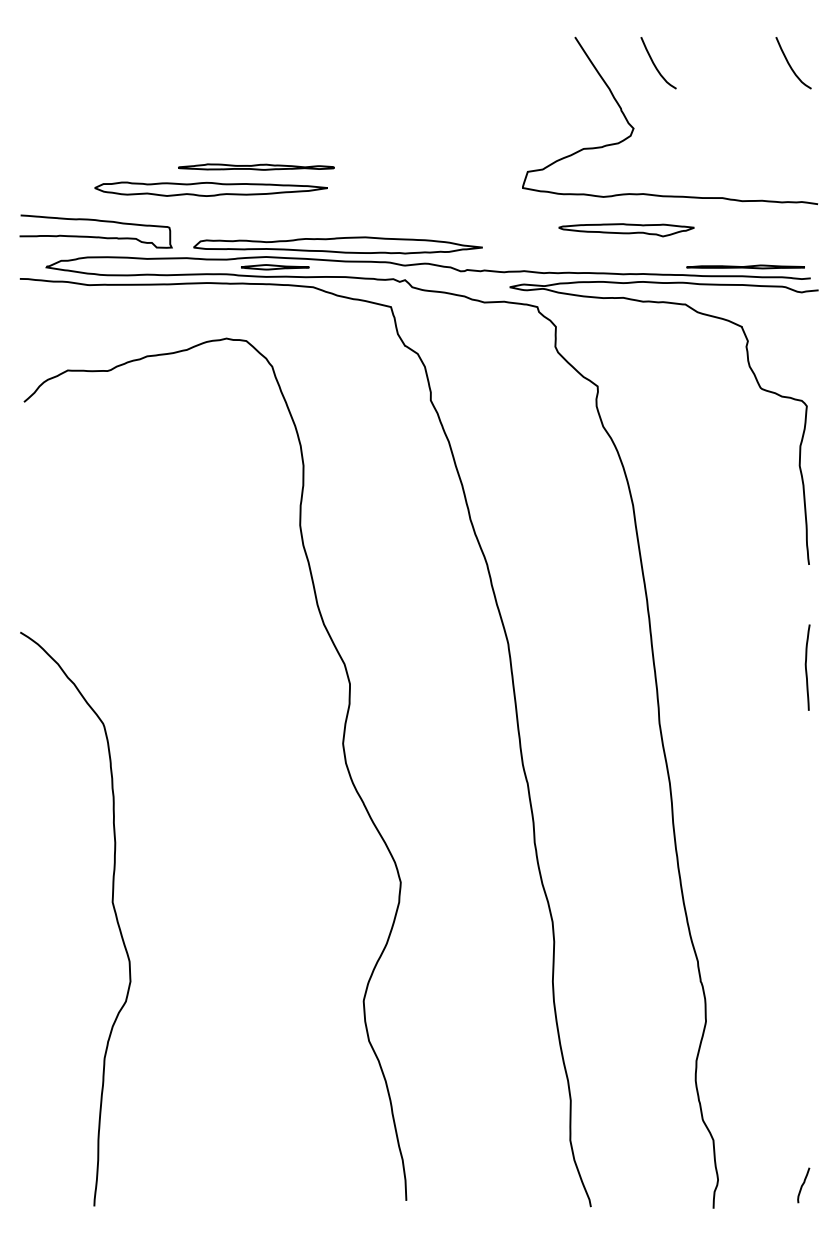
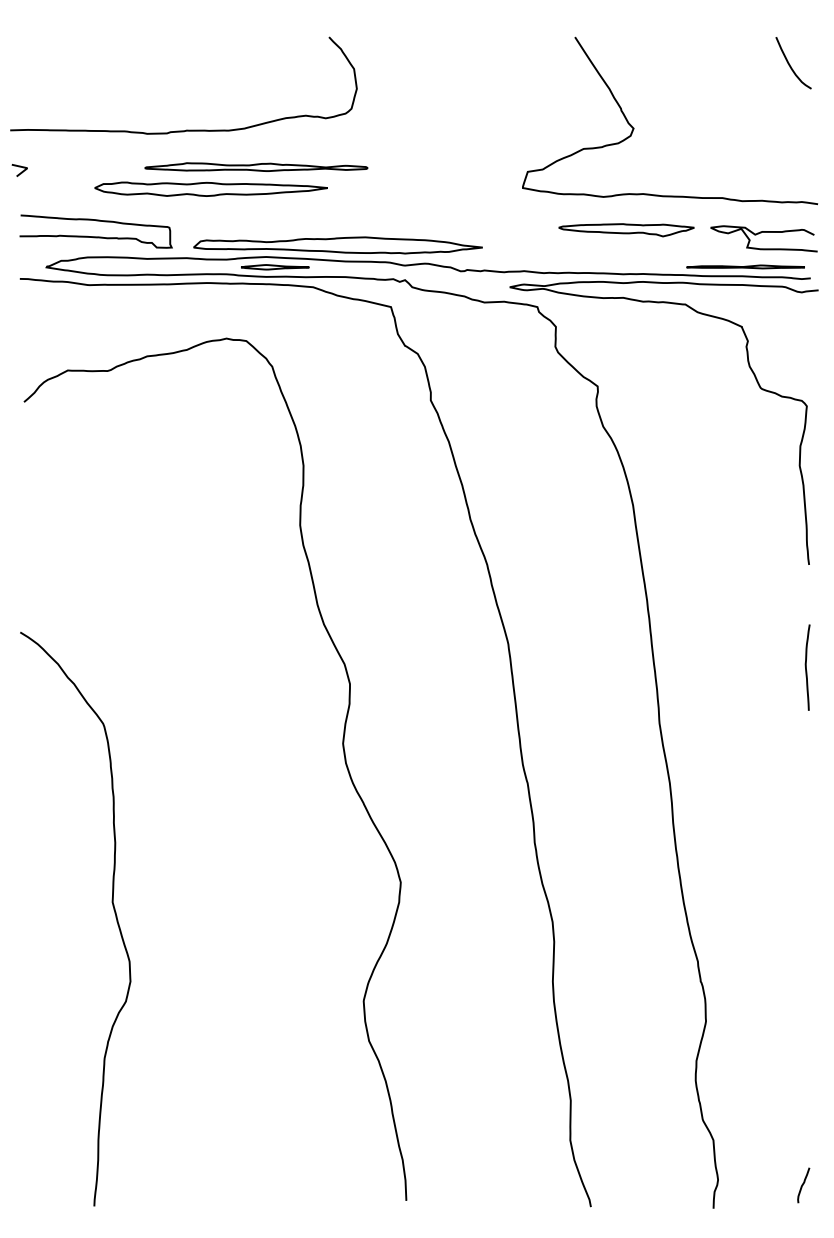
curve: present -> none (655, 64)
curve: none -> present (186, 129)
part size: 157x8 px -> 225x10 px (256, 166)
line: none -> present (21, 171)
curve: none -> present (761, 233)
